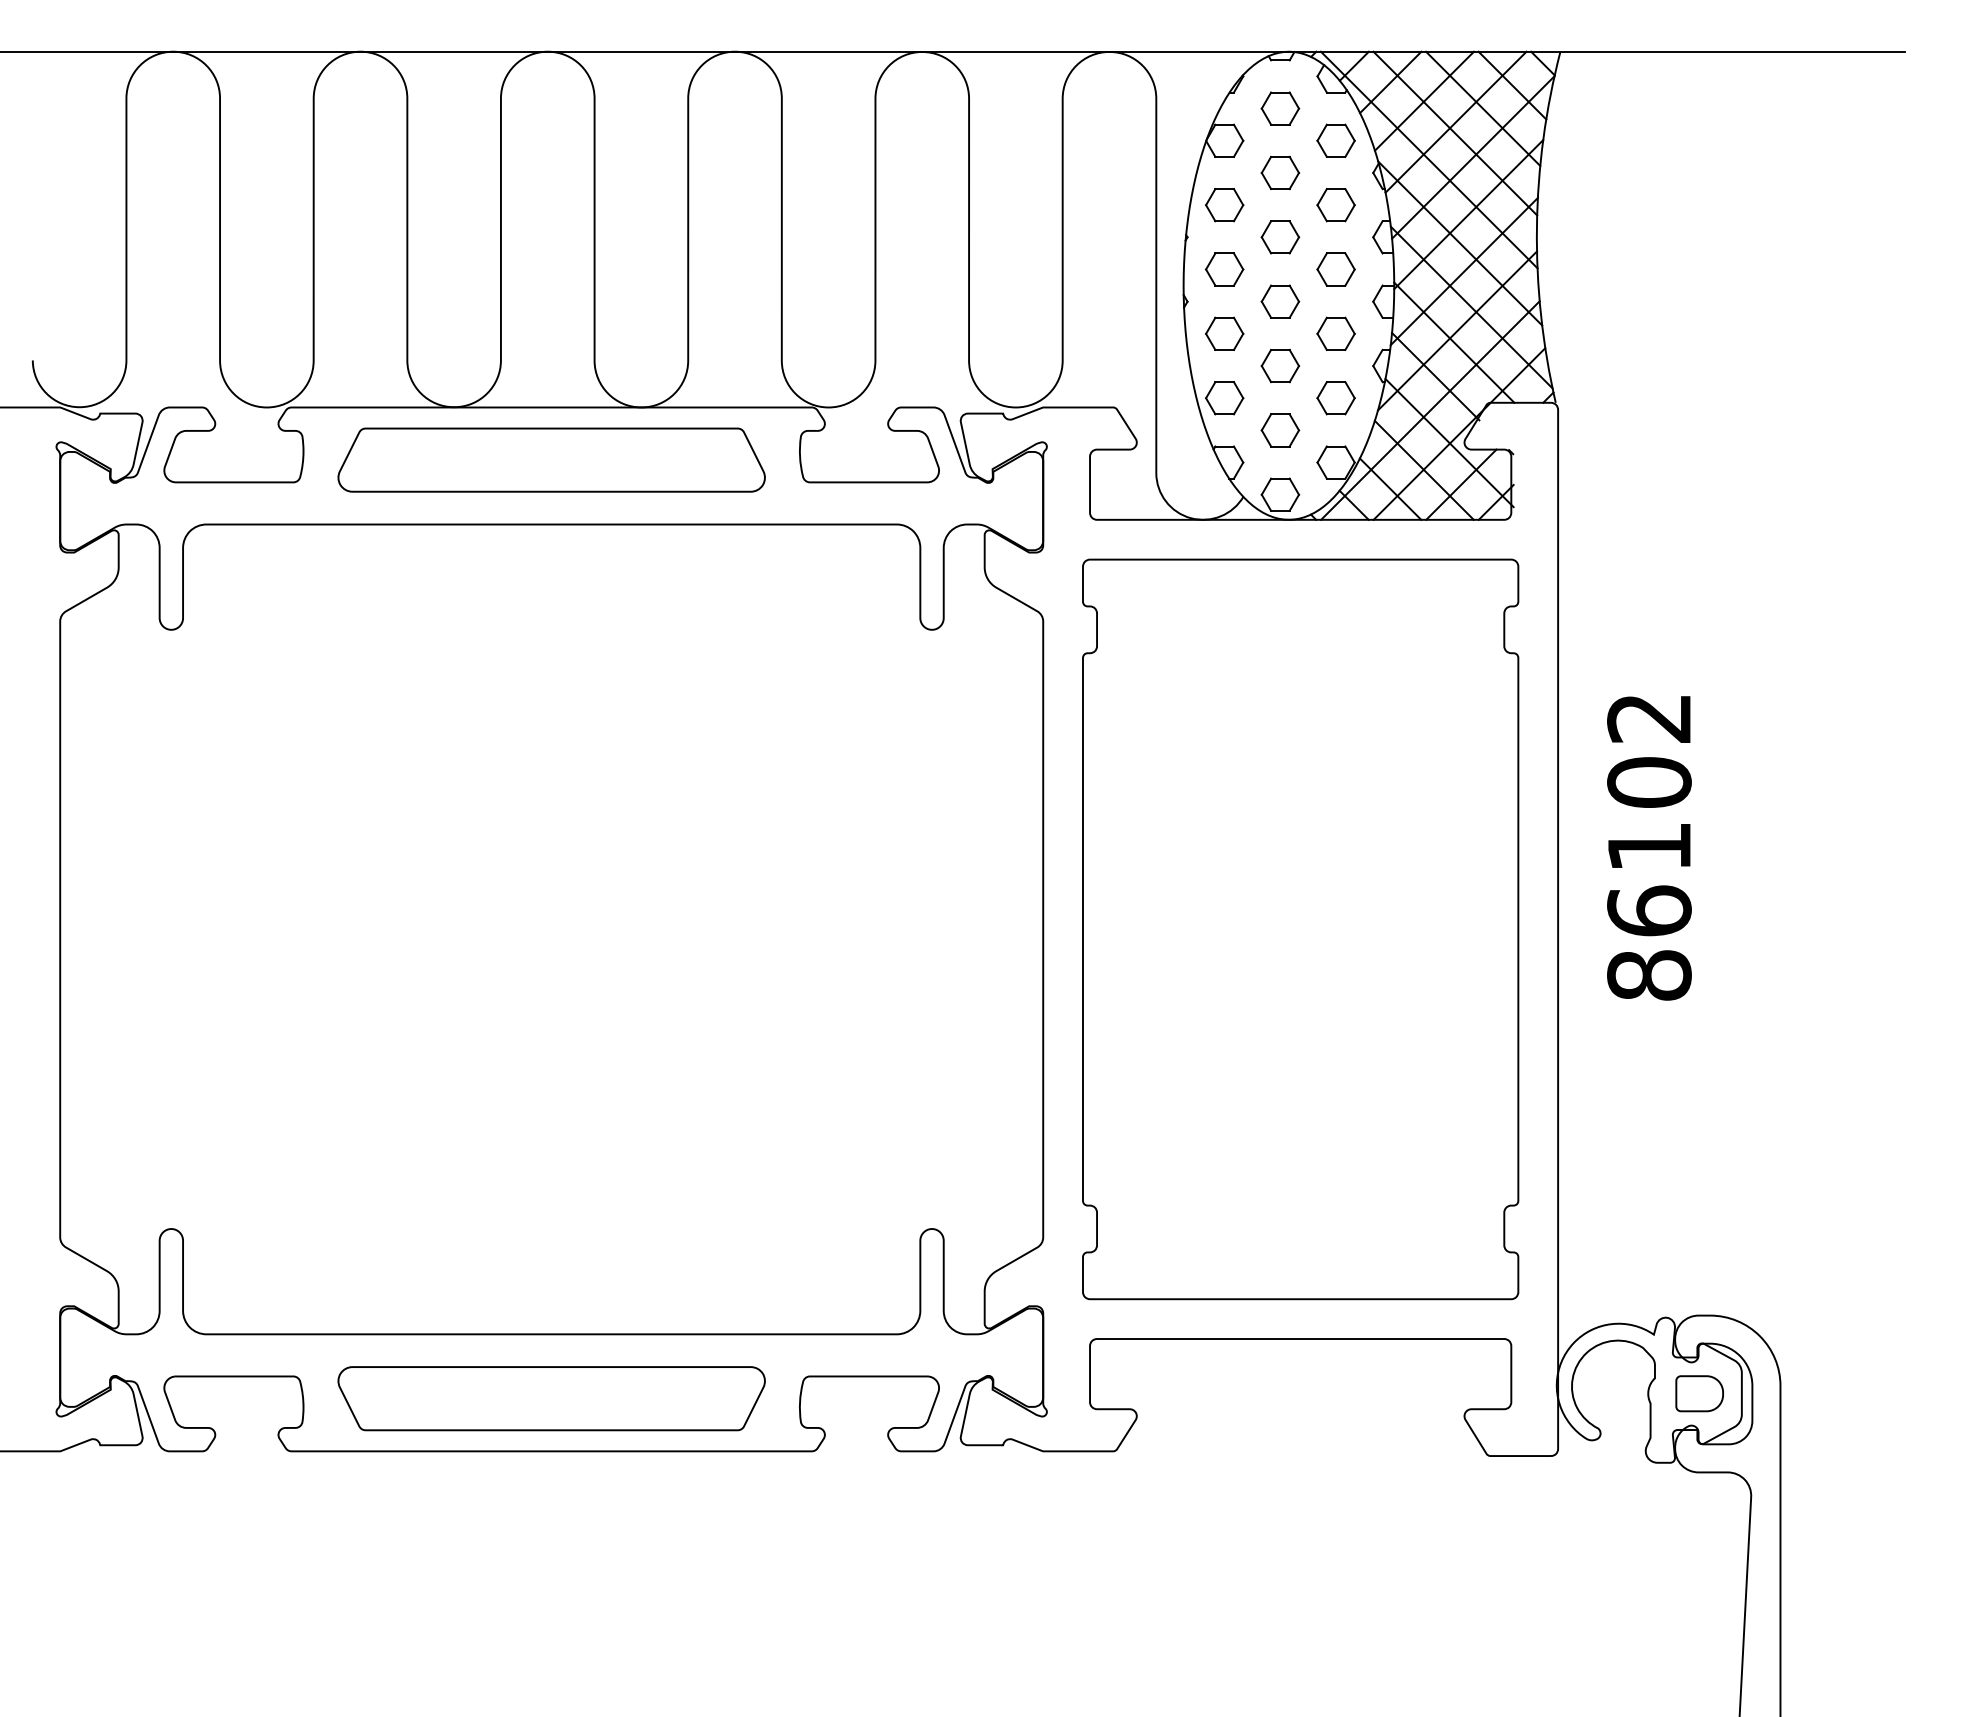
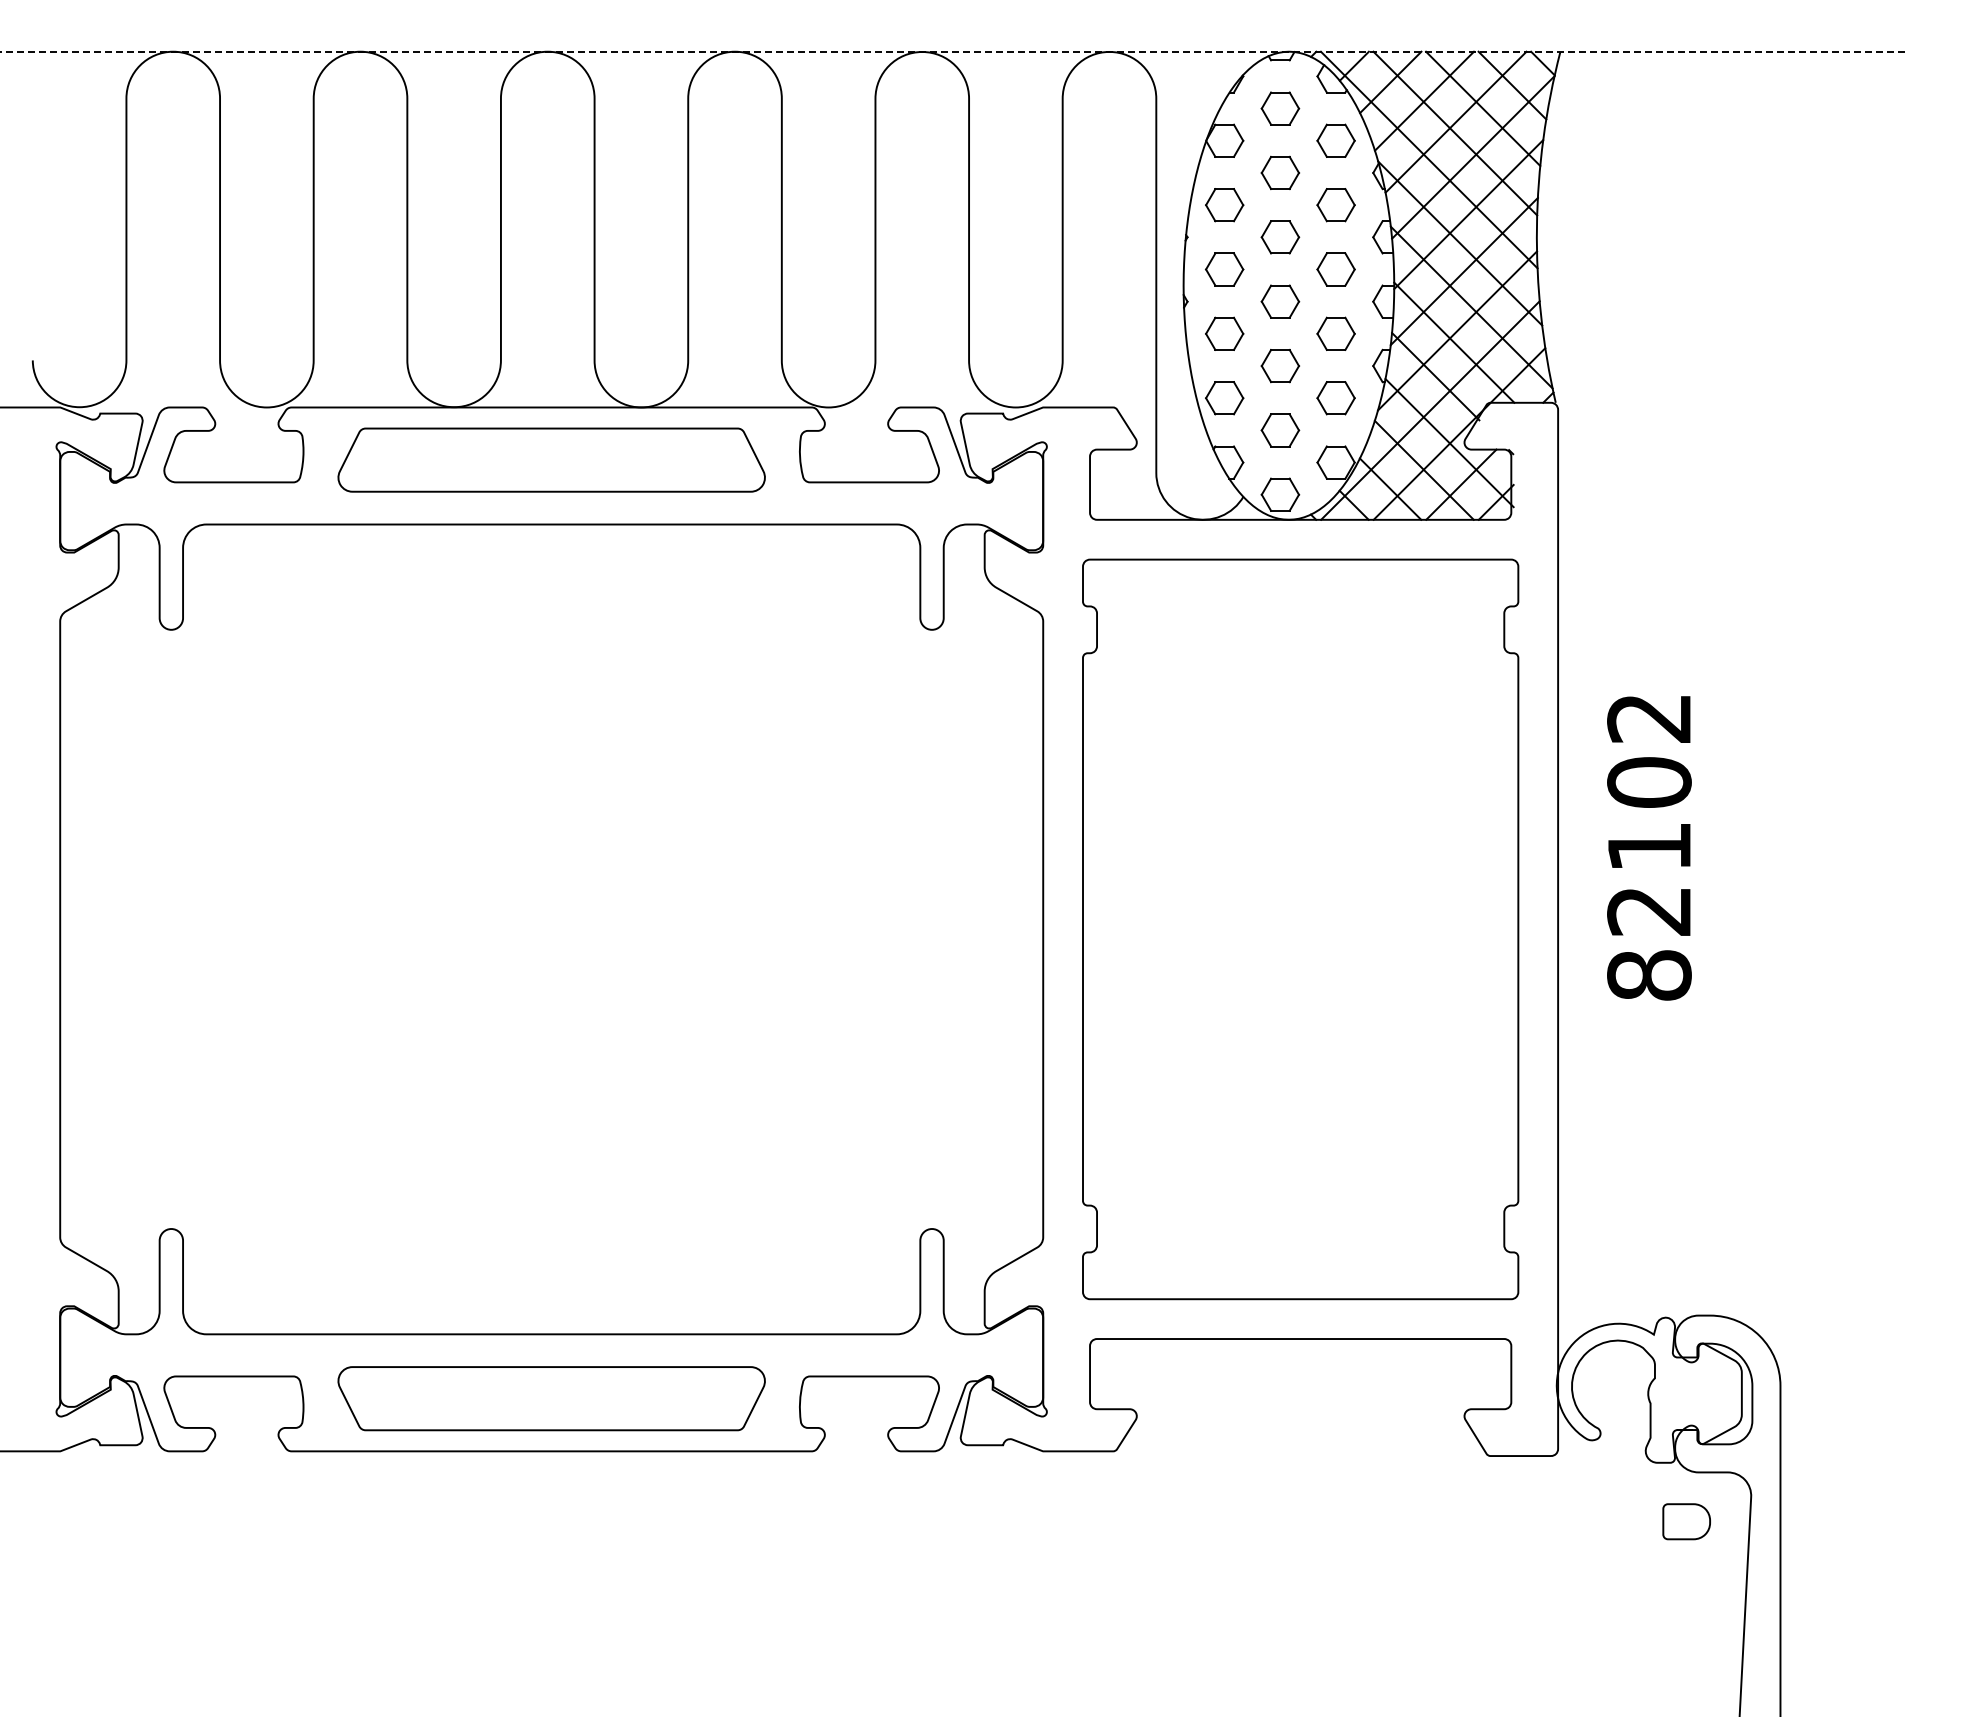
line: solid -> dashed (952, 51)
text: 86102 -> 82102 (1649, 910)
part position: (1699, 1393) -> (1686, 1521) (1686, 1521)
